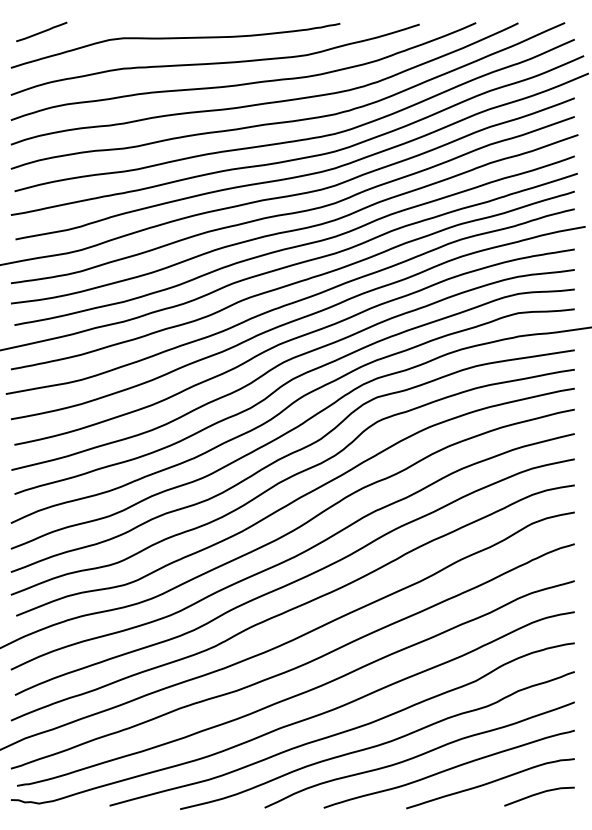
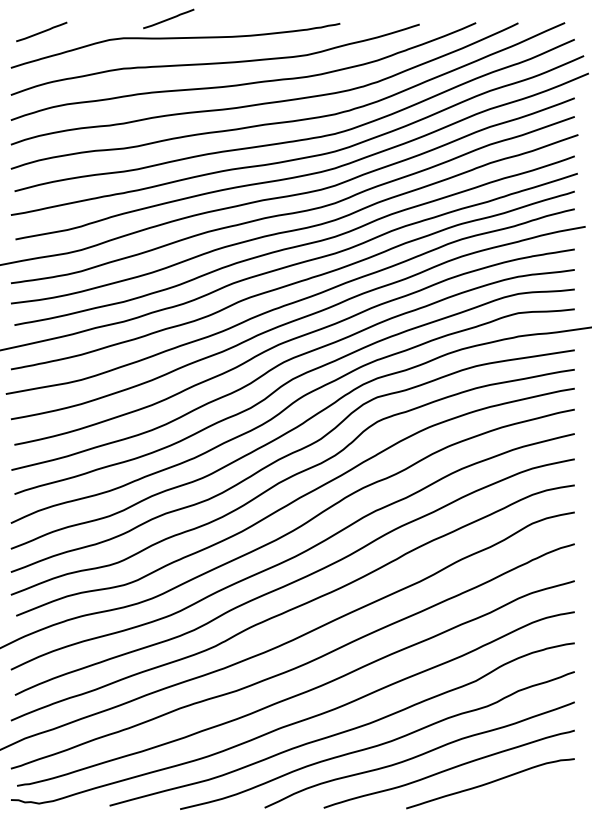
line: none -> present (168, 18)
line: present -> none (539, 794)
